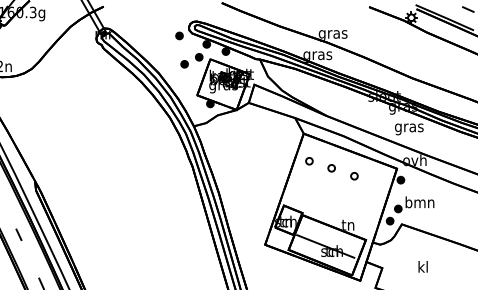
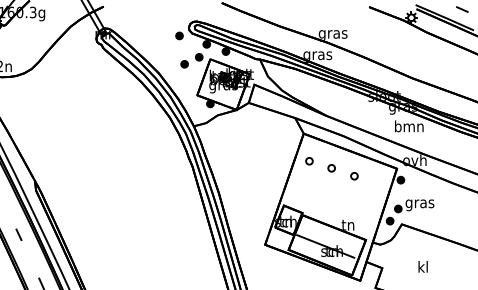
line position: (468, 9) -> (462, 9) (462, 9)
text: gras -> bmn (409, 127)
text: bmn -> gras (419, 203)
